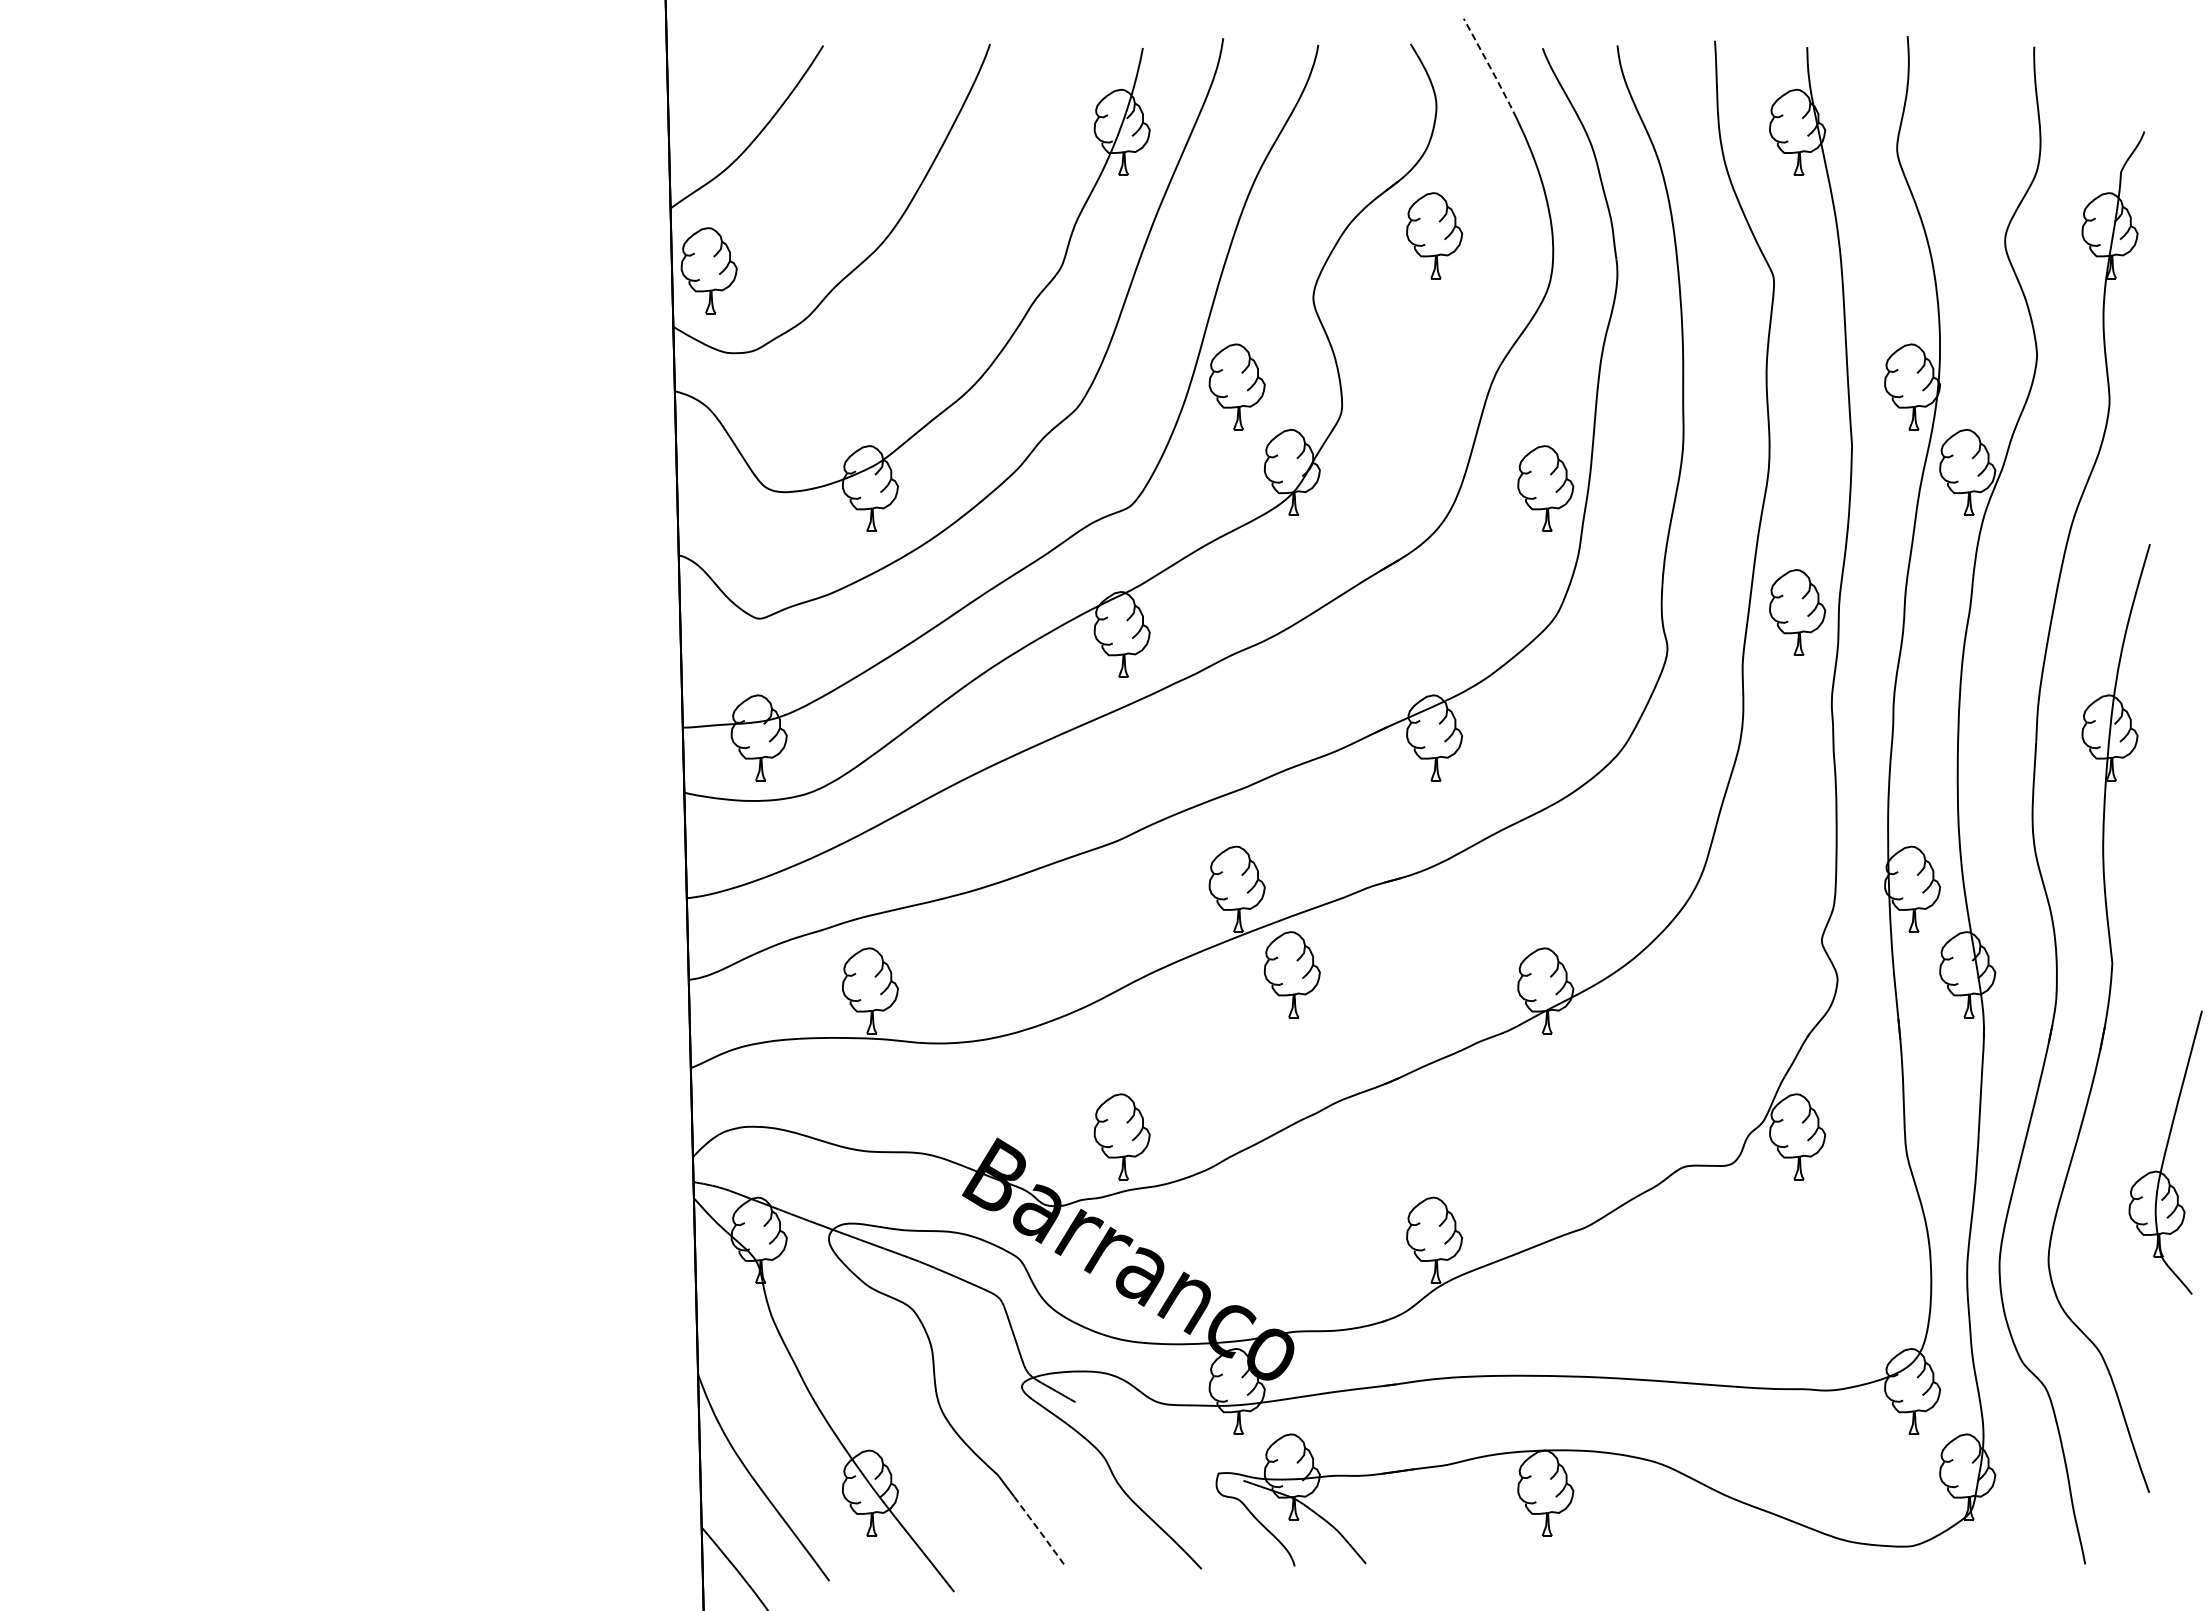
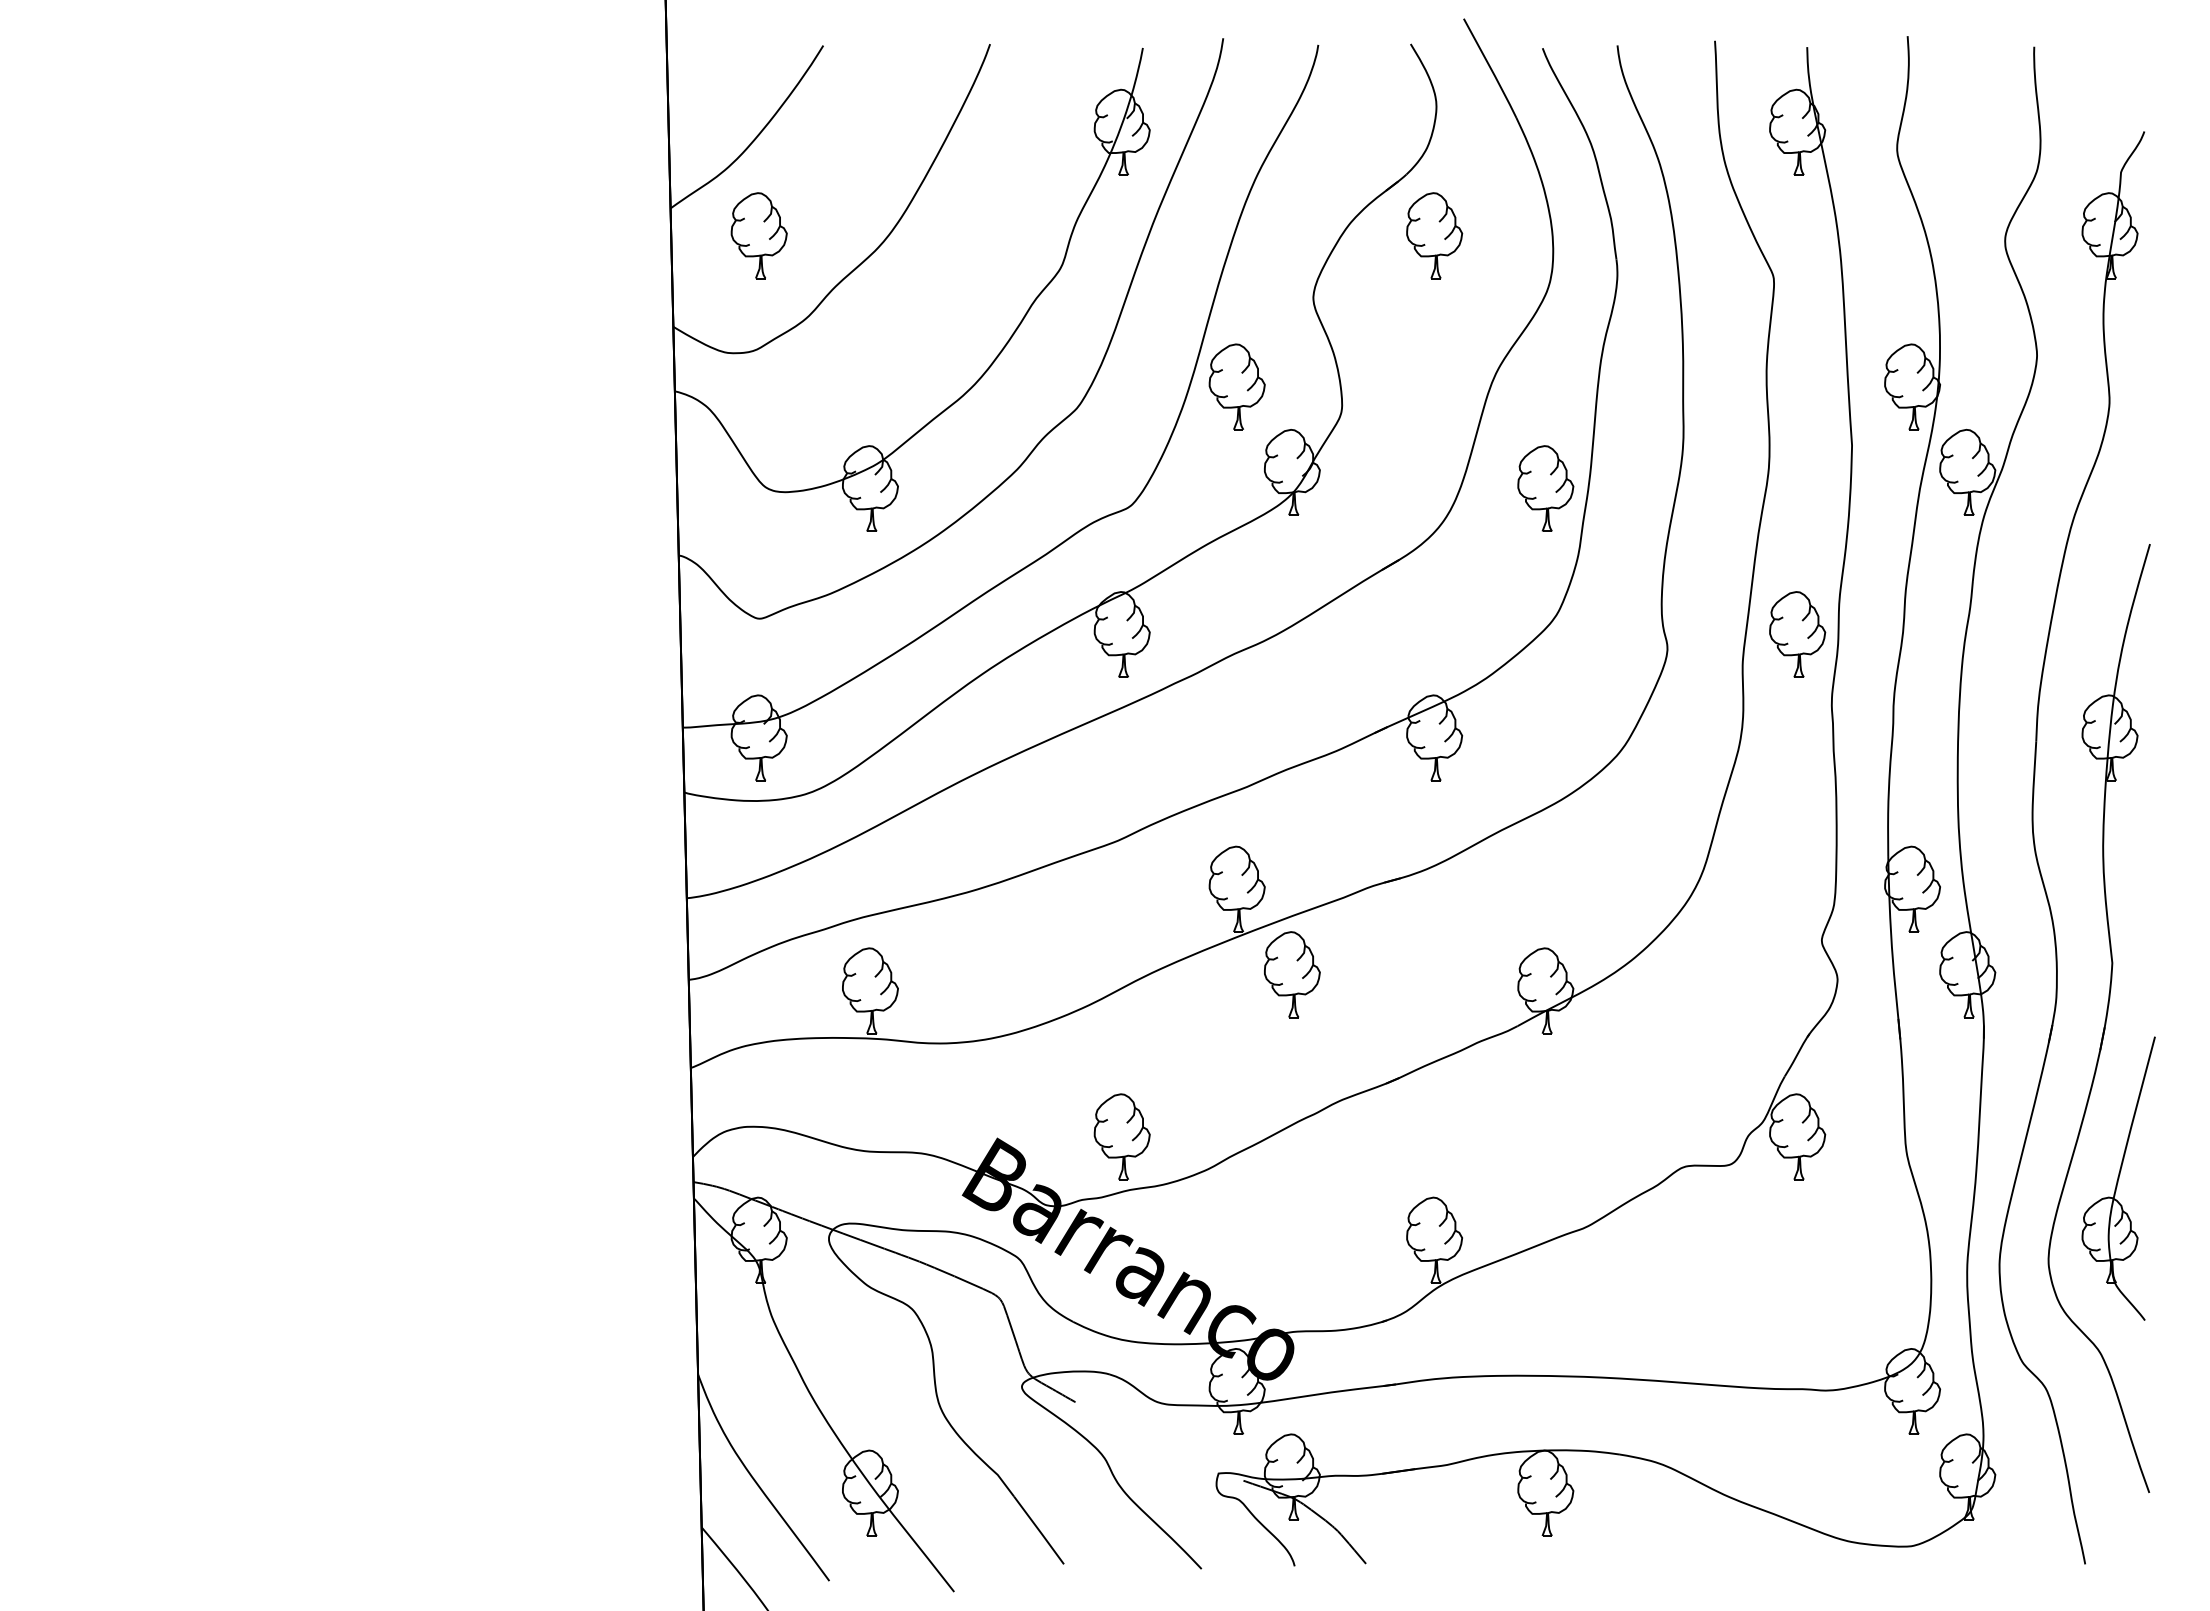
line: dashed -> solid (1491, 69)
part position: (708, 270) -> (758, 235) (758, 235)
part position: (1797, 612) -> (1797, 634) (1797, 634)
part position: (2165, 1152) -> (2118, 1178) (2118, 1178)
line: dashed -> solid (1039, 1530)
